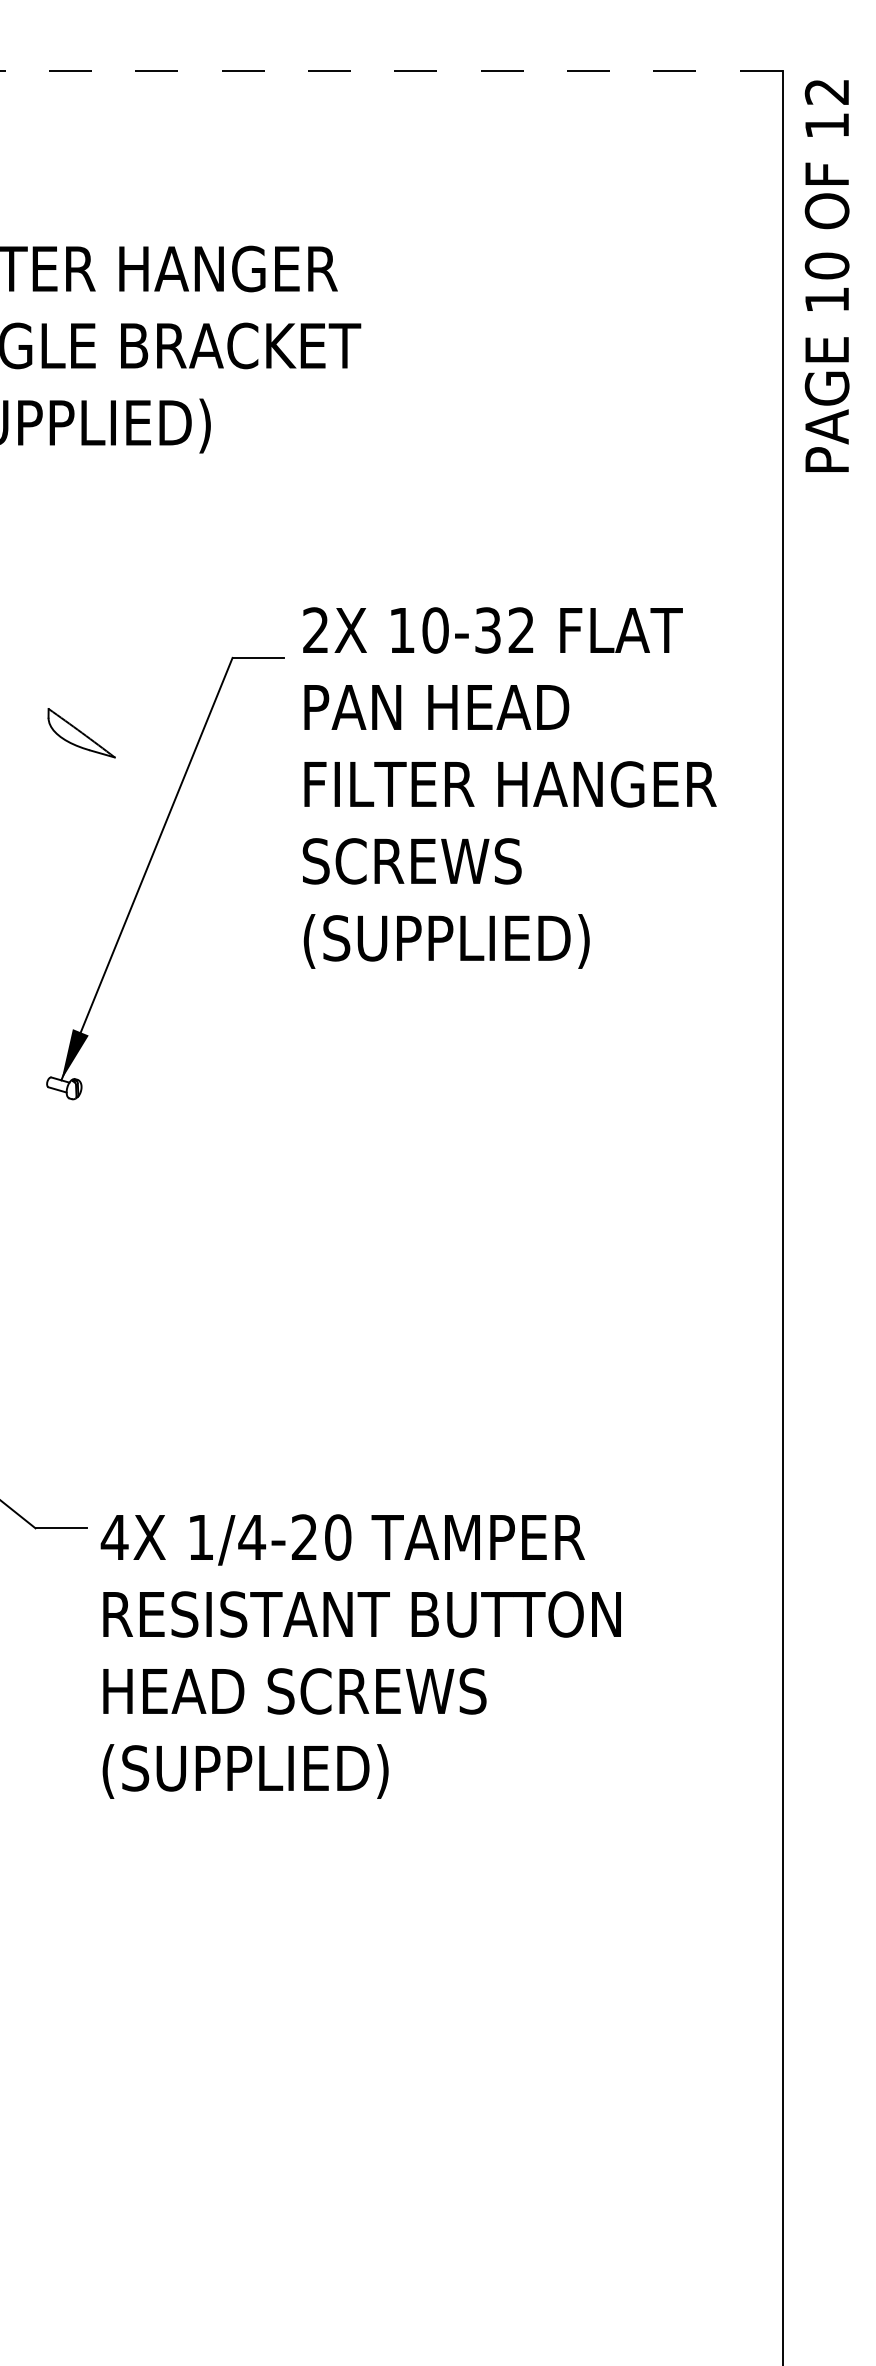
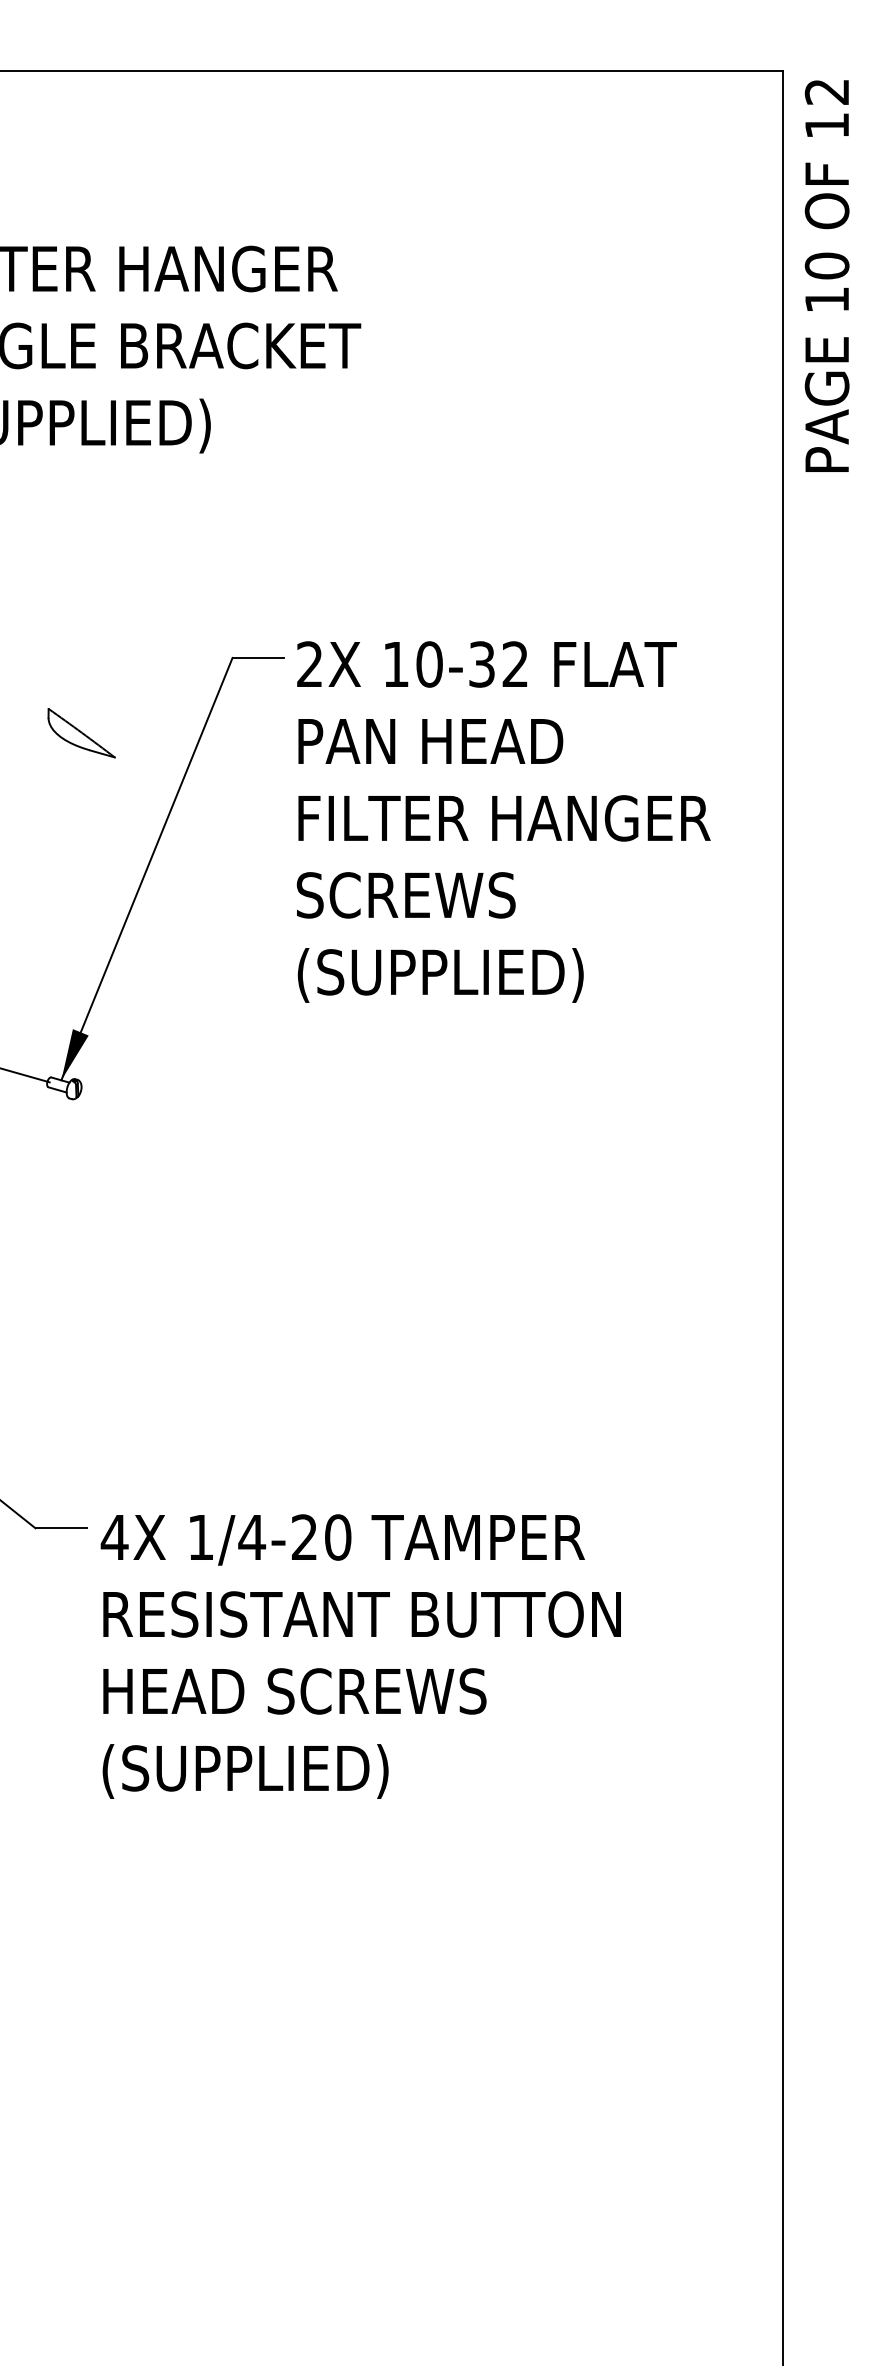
line: dashed -> solid (391, 70)
text position: (509, 787) -> (503, 821) (503, 821)
line: none -> present (26, 1075)
